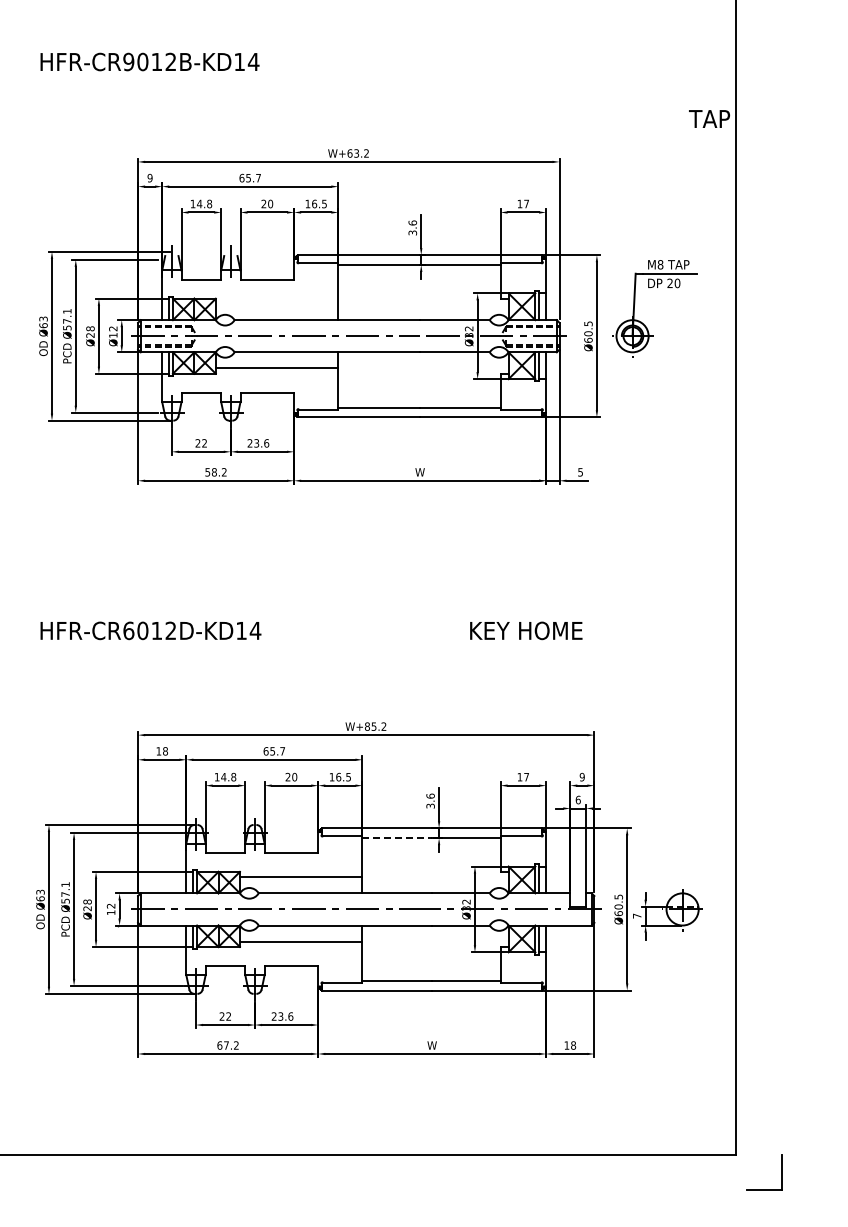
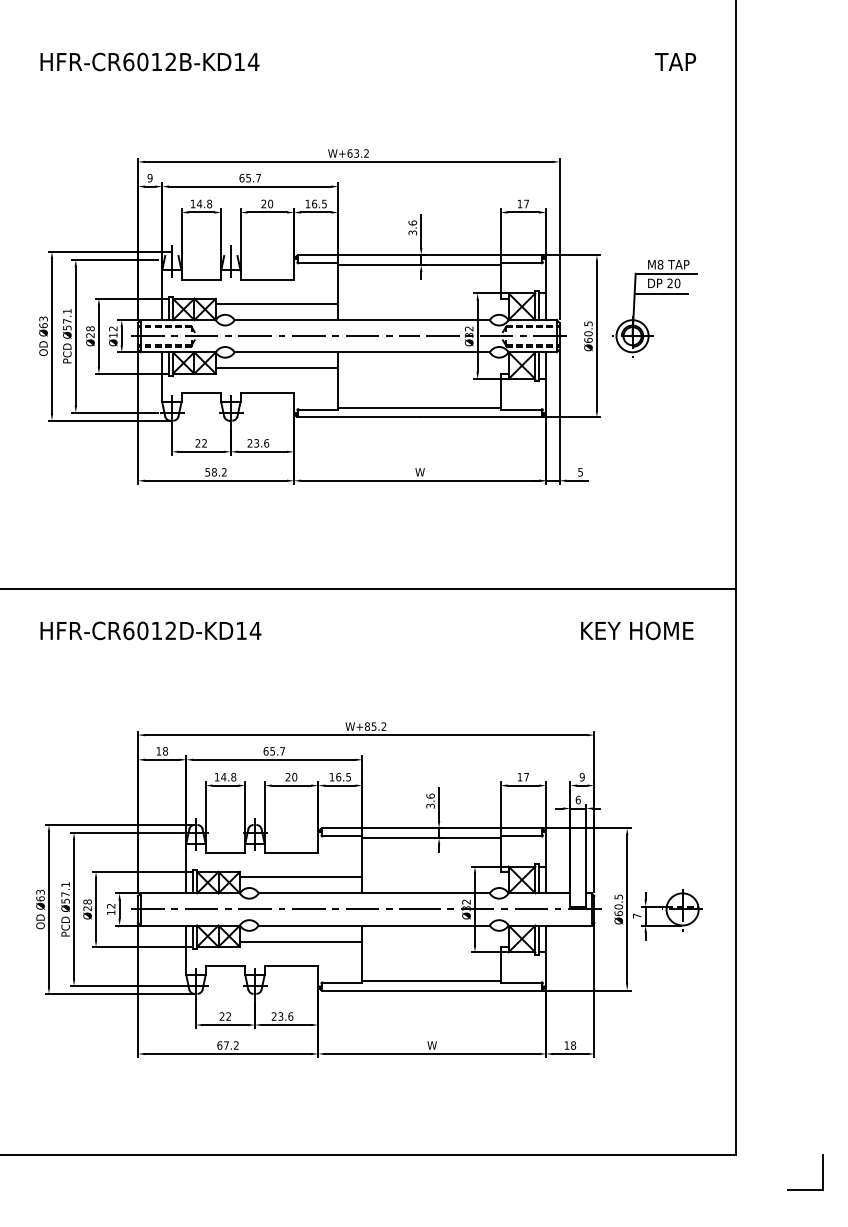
text: HFR-CR9012B-KD14 -> HFR-CR6012B-KD14 (128, 61)
text position: (709, 118) -> (675, 61) (675, 61)
line: none -> present (661, 293)
line: none -> present (276, 304)
line: none -> present (368, 589)
text position: (526, 630) -> (637, 630) (637, 630)
line: dashed -> solid (397, 838)
part position: (781, 1172) -> (822, 1172) (822, 1172)
